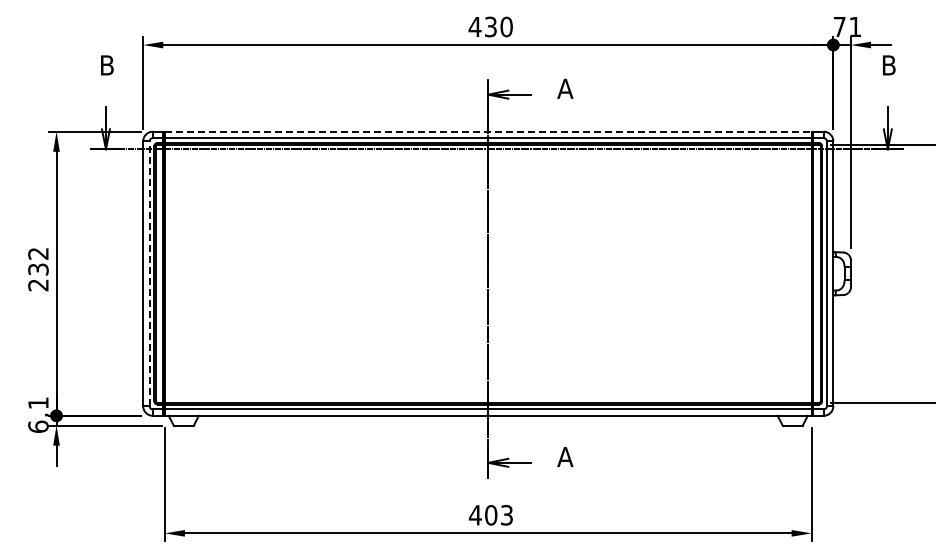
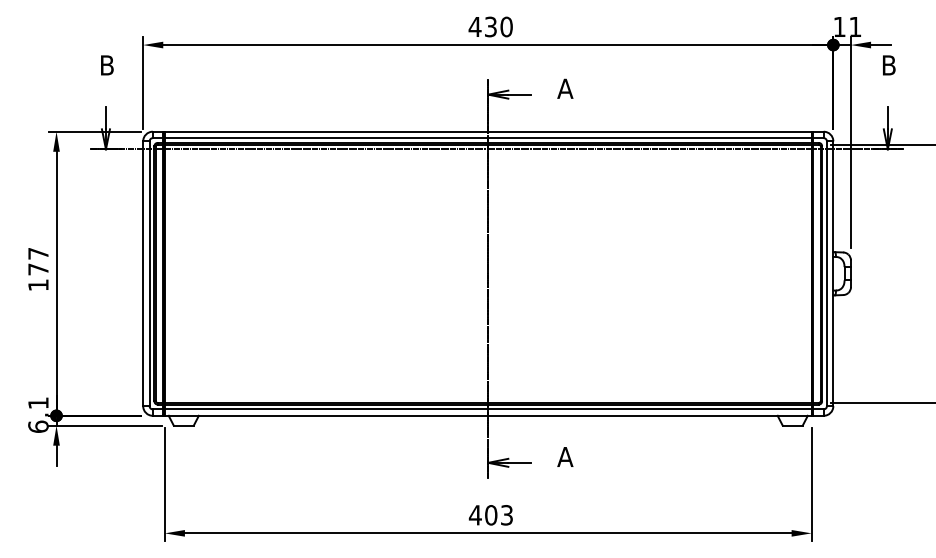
text: 71 -> 11 (839, 26)
line: dashed -> solid (488, 131)
text: 232 -> 177 (38, 269)
line: dashed -> solid (149, 273)
